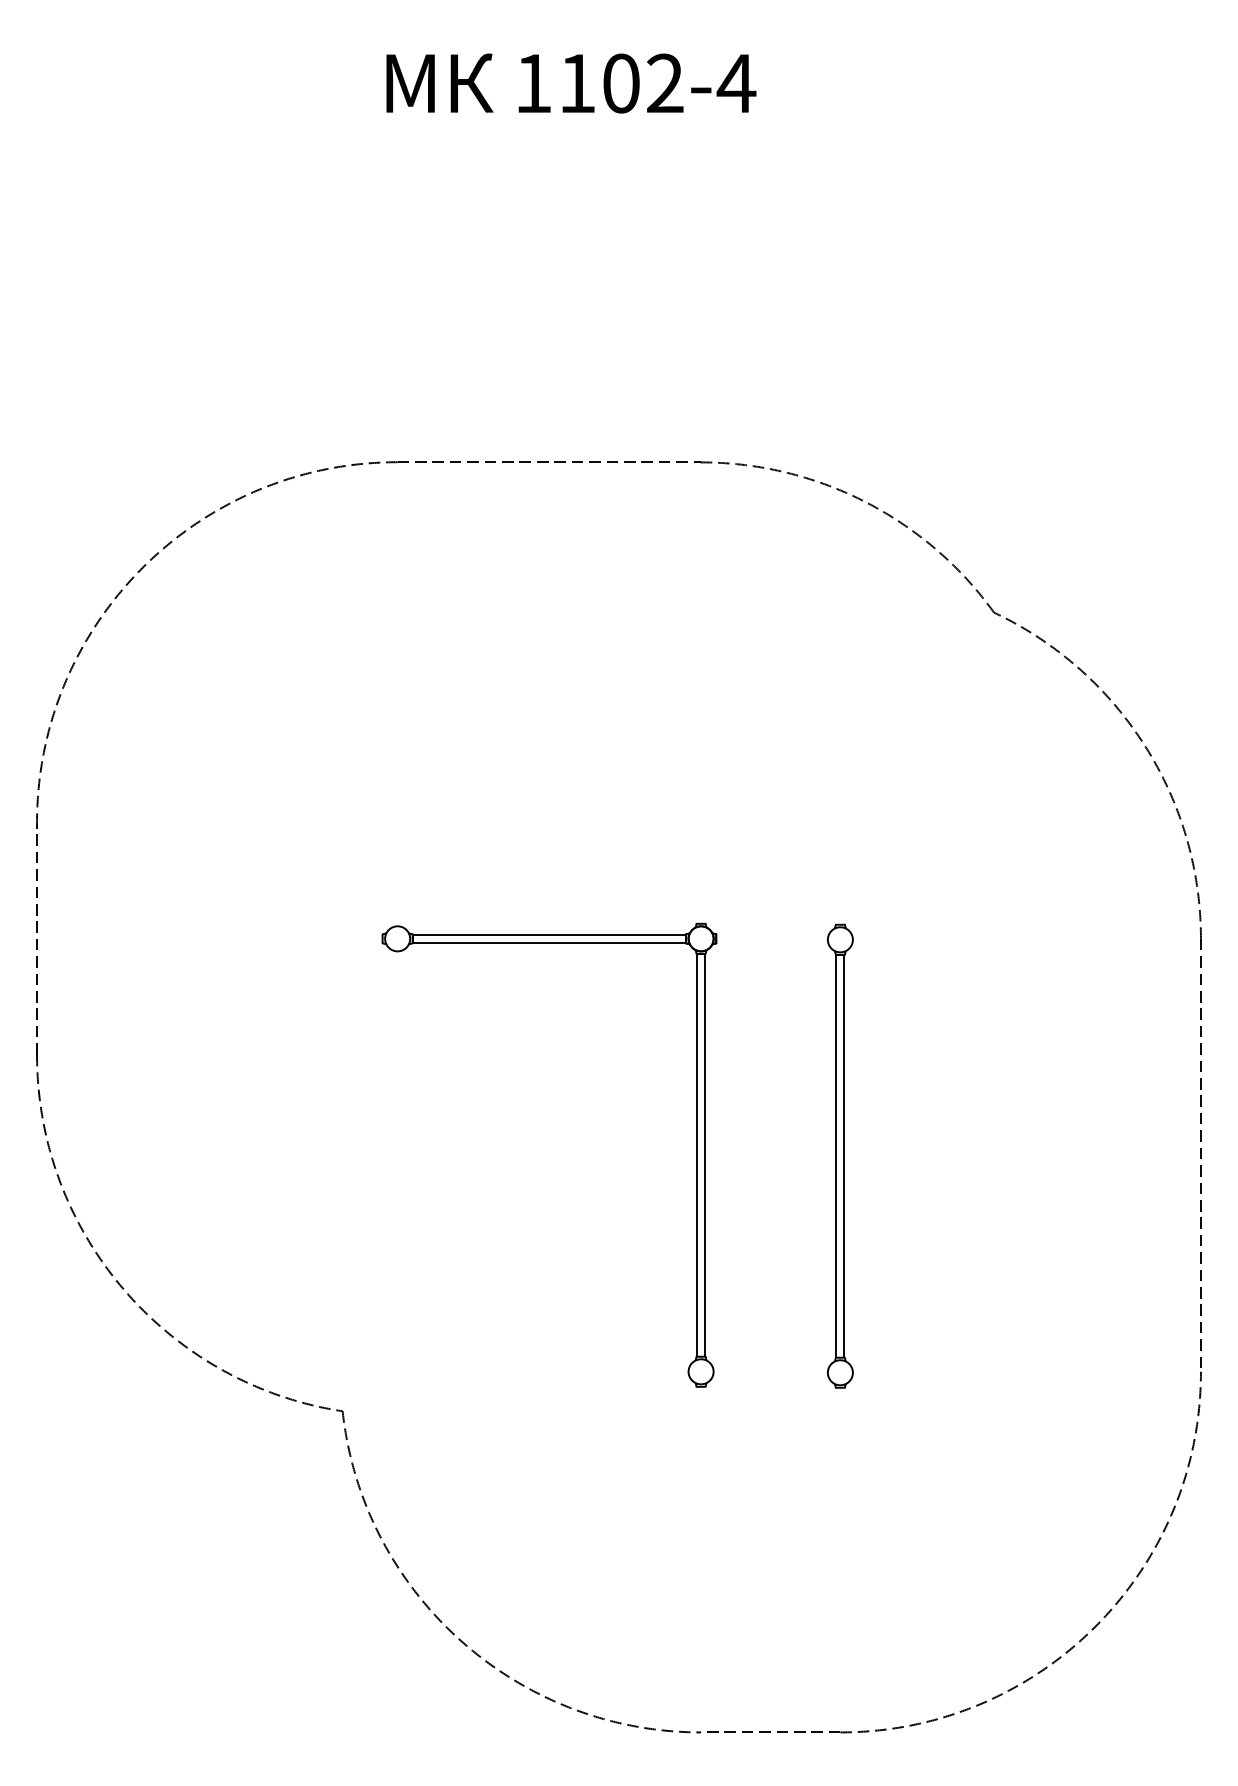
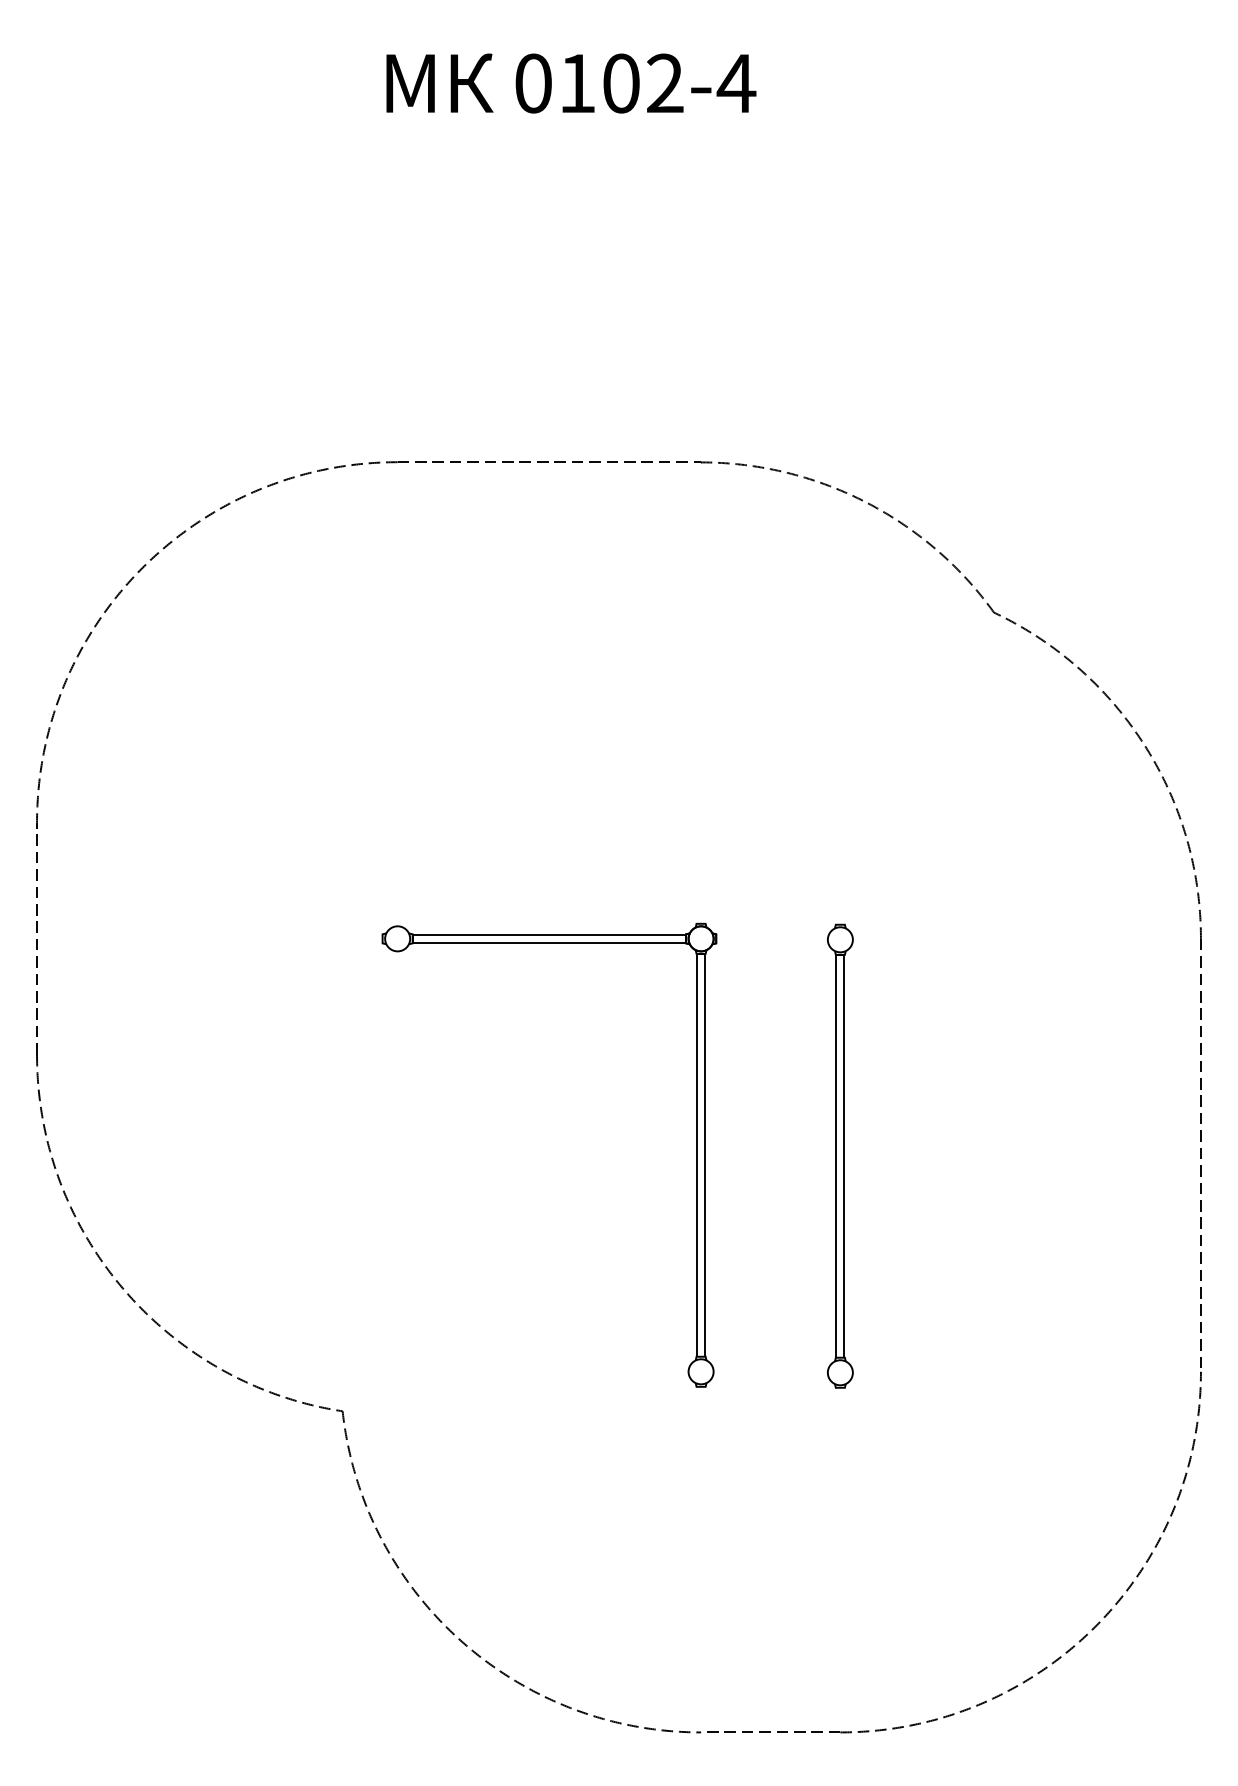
text: 1102-4 -> 0102-4 (533, 83)
